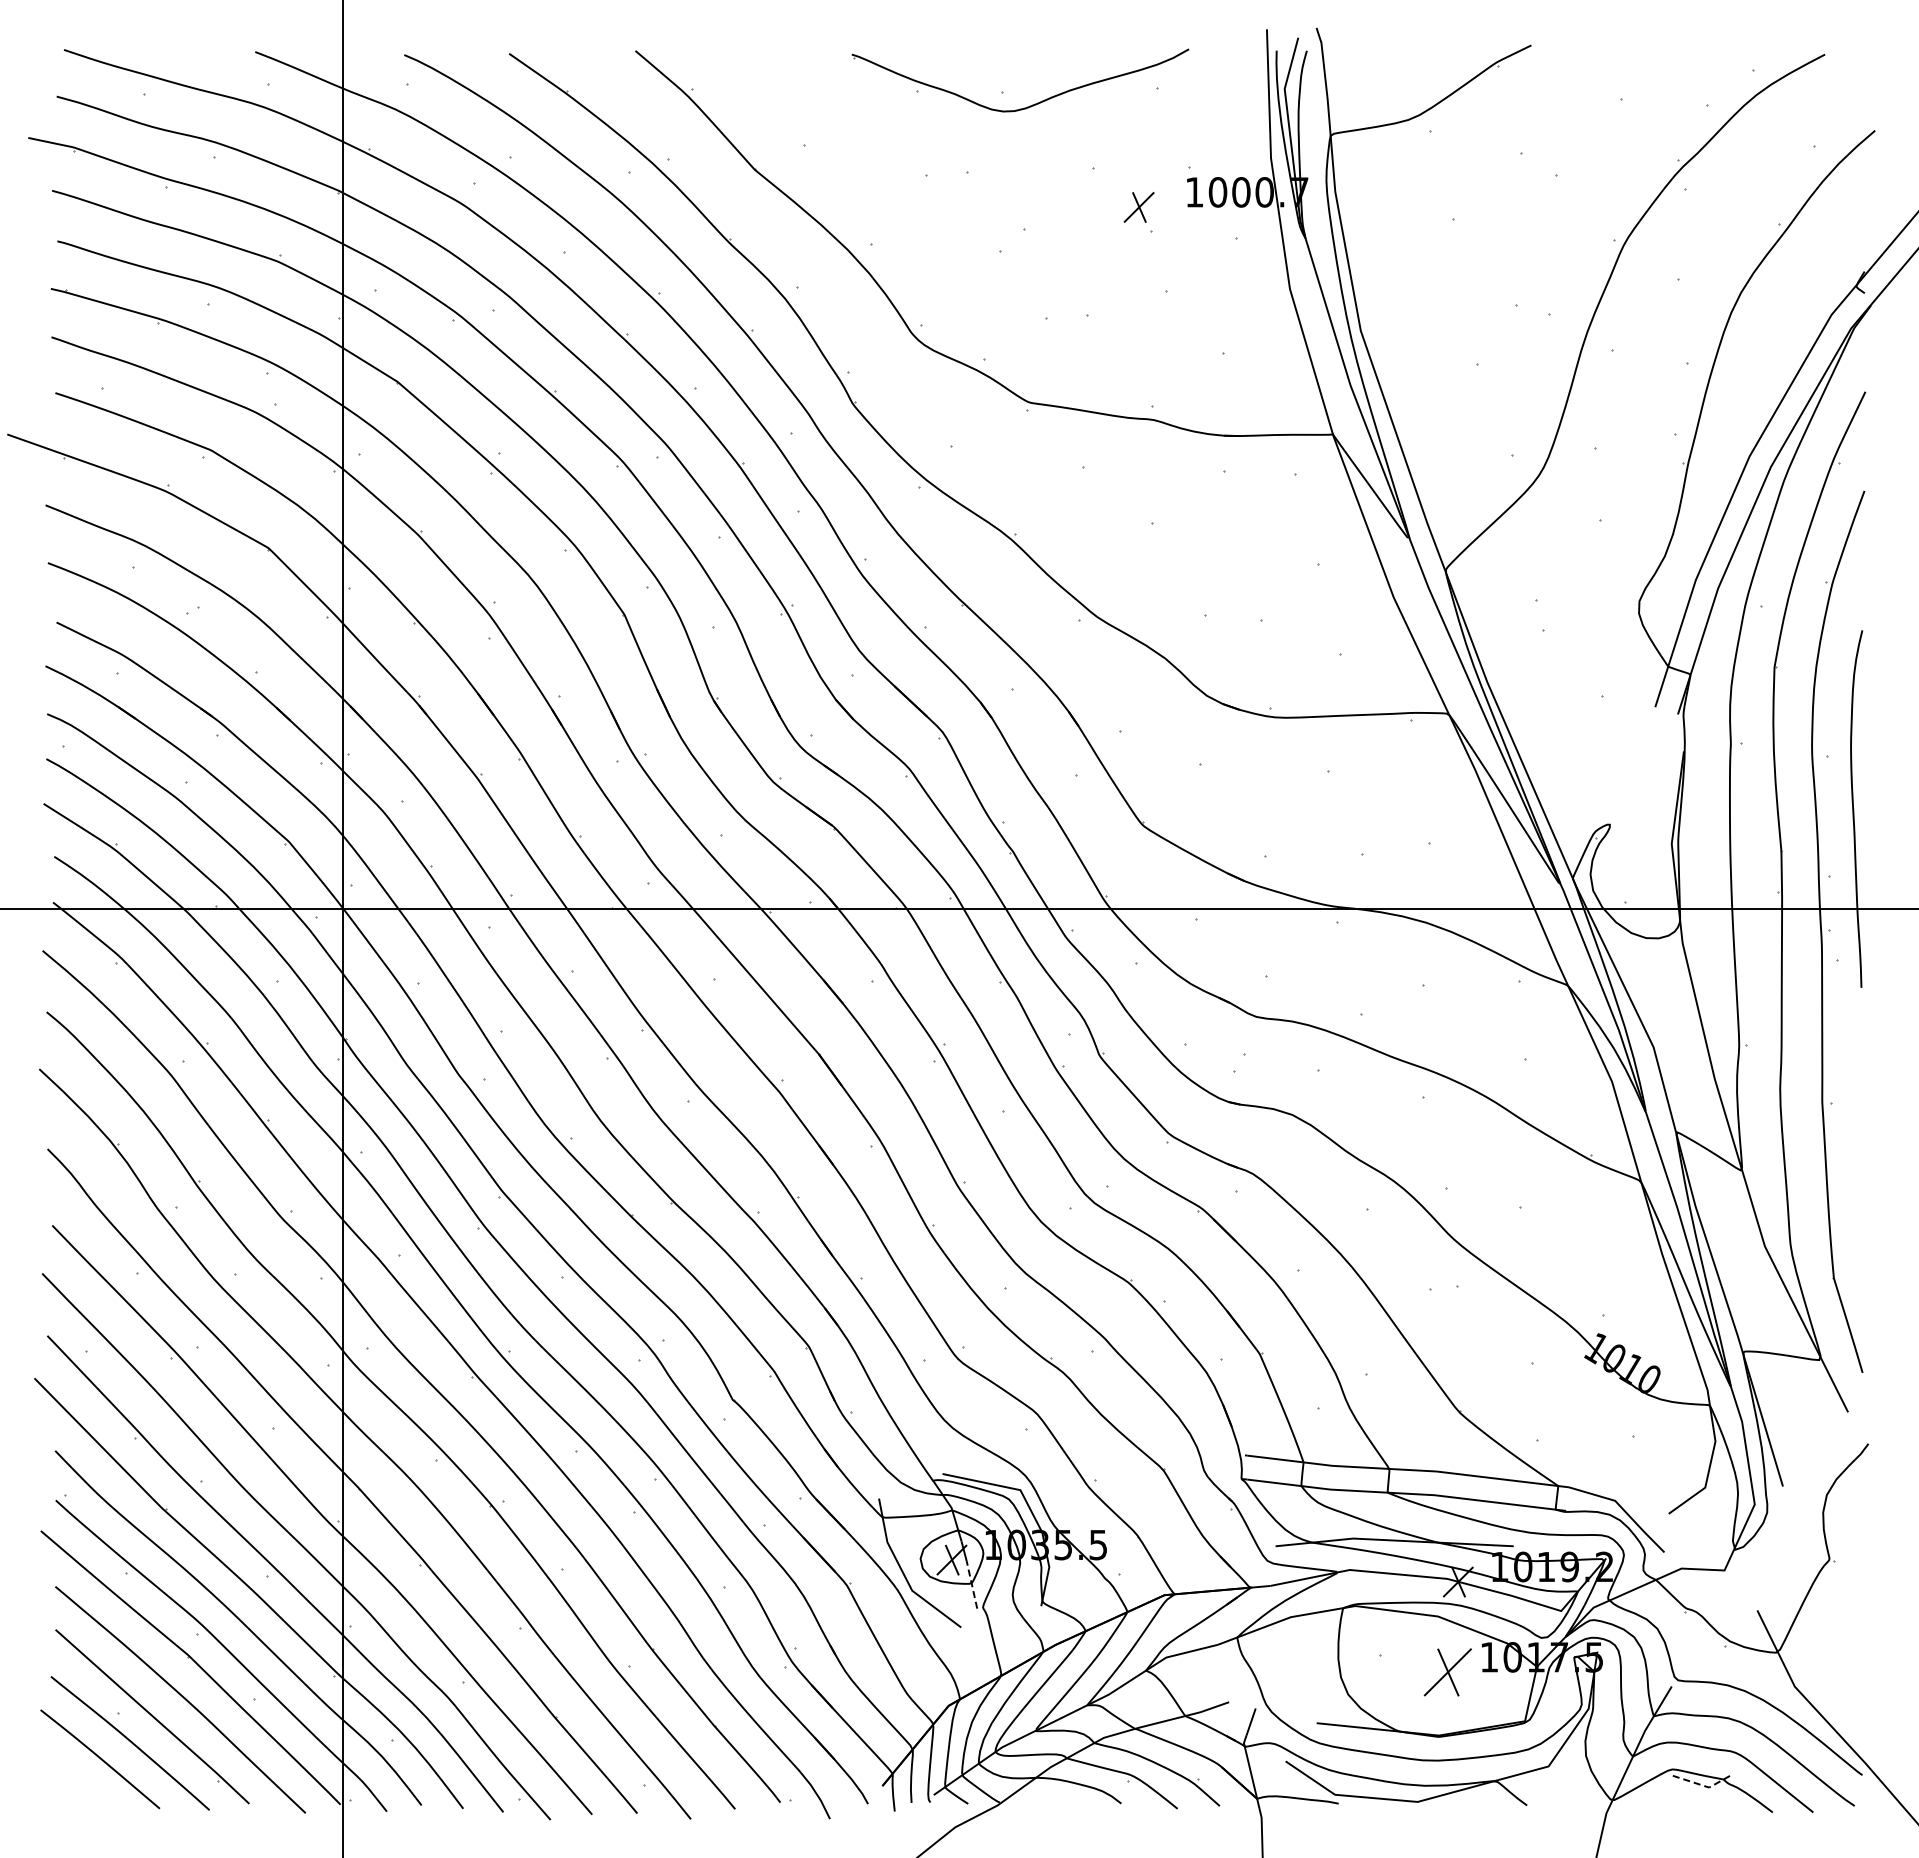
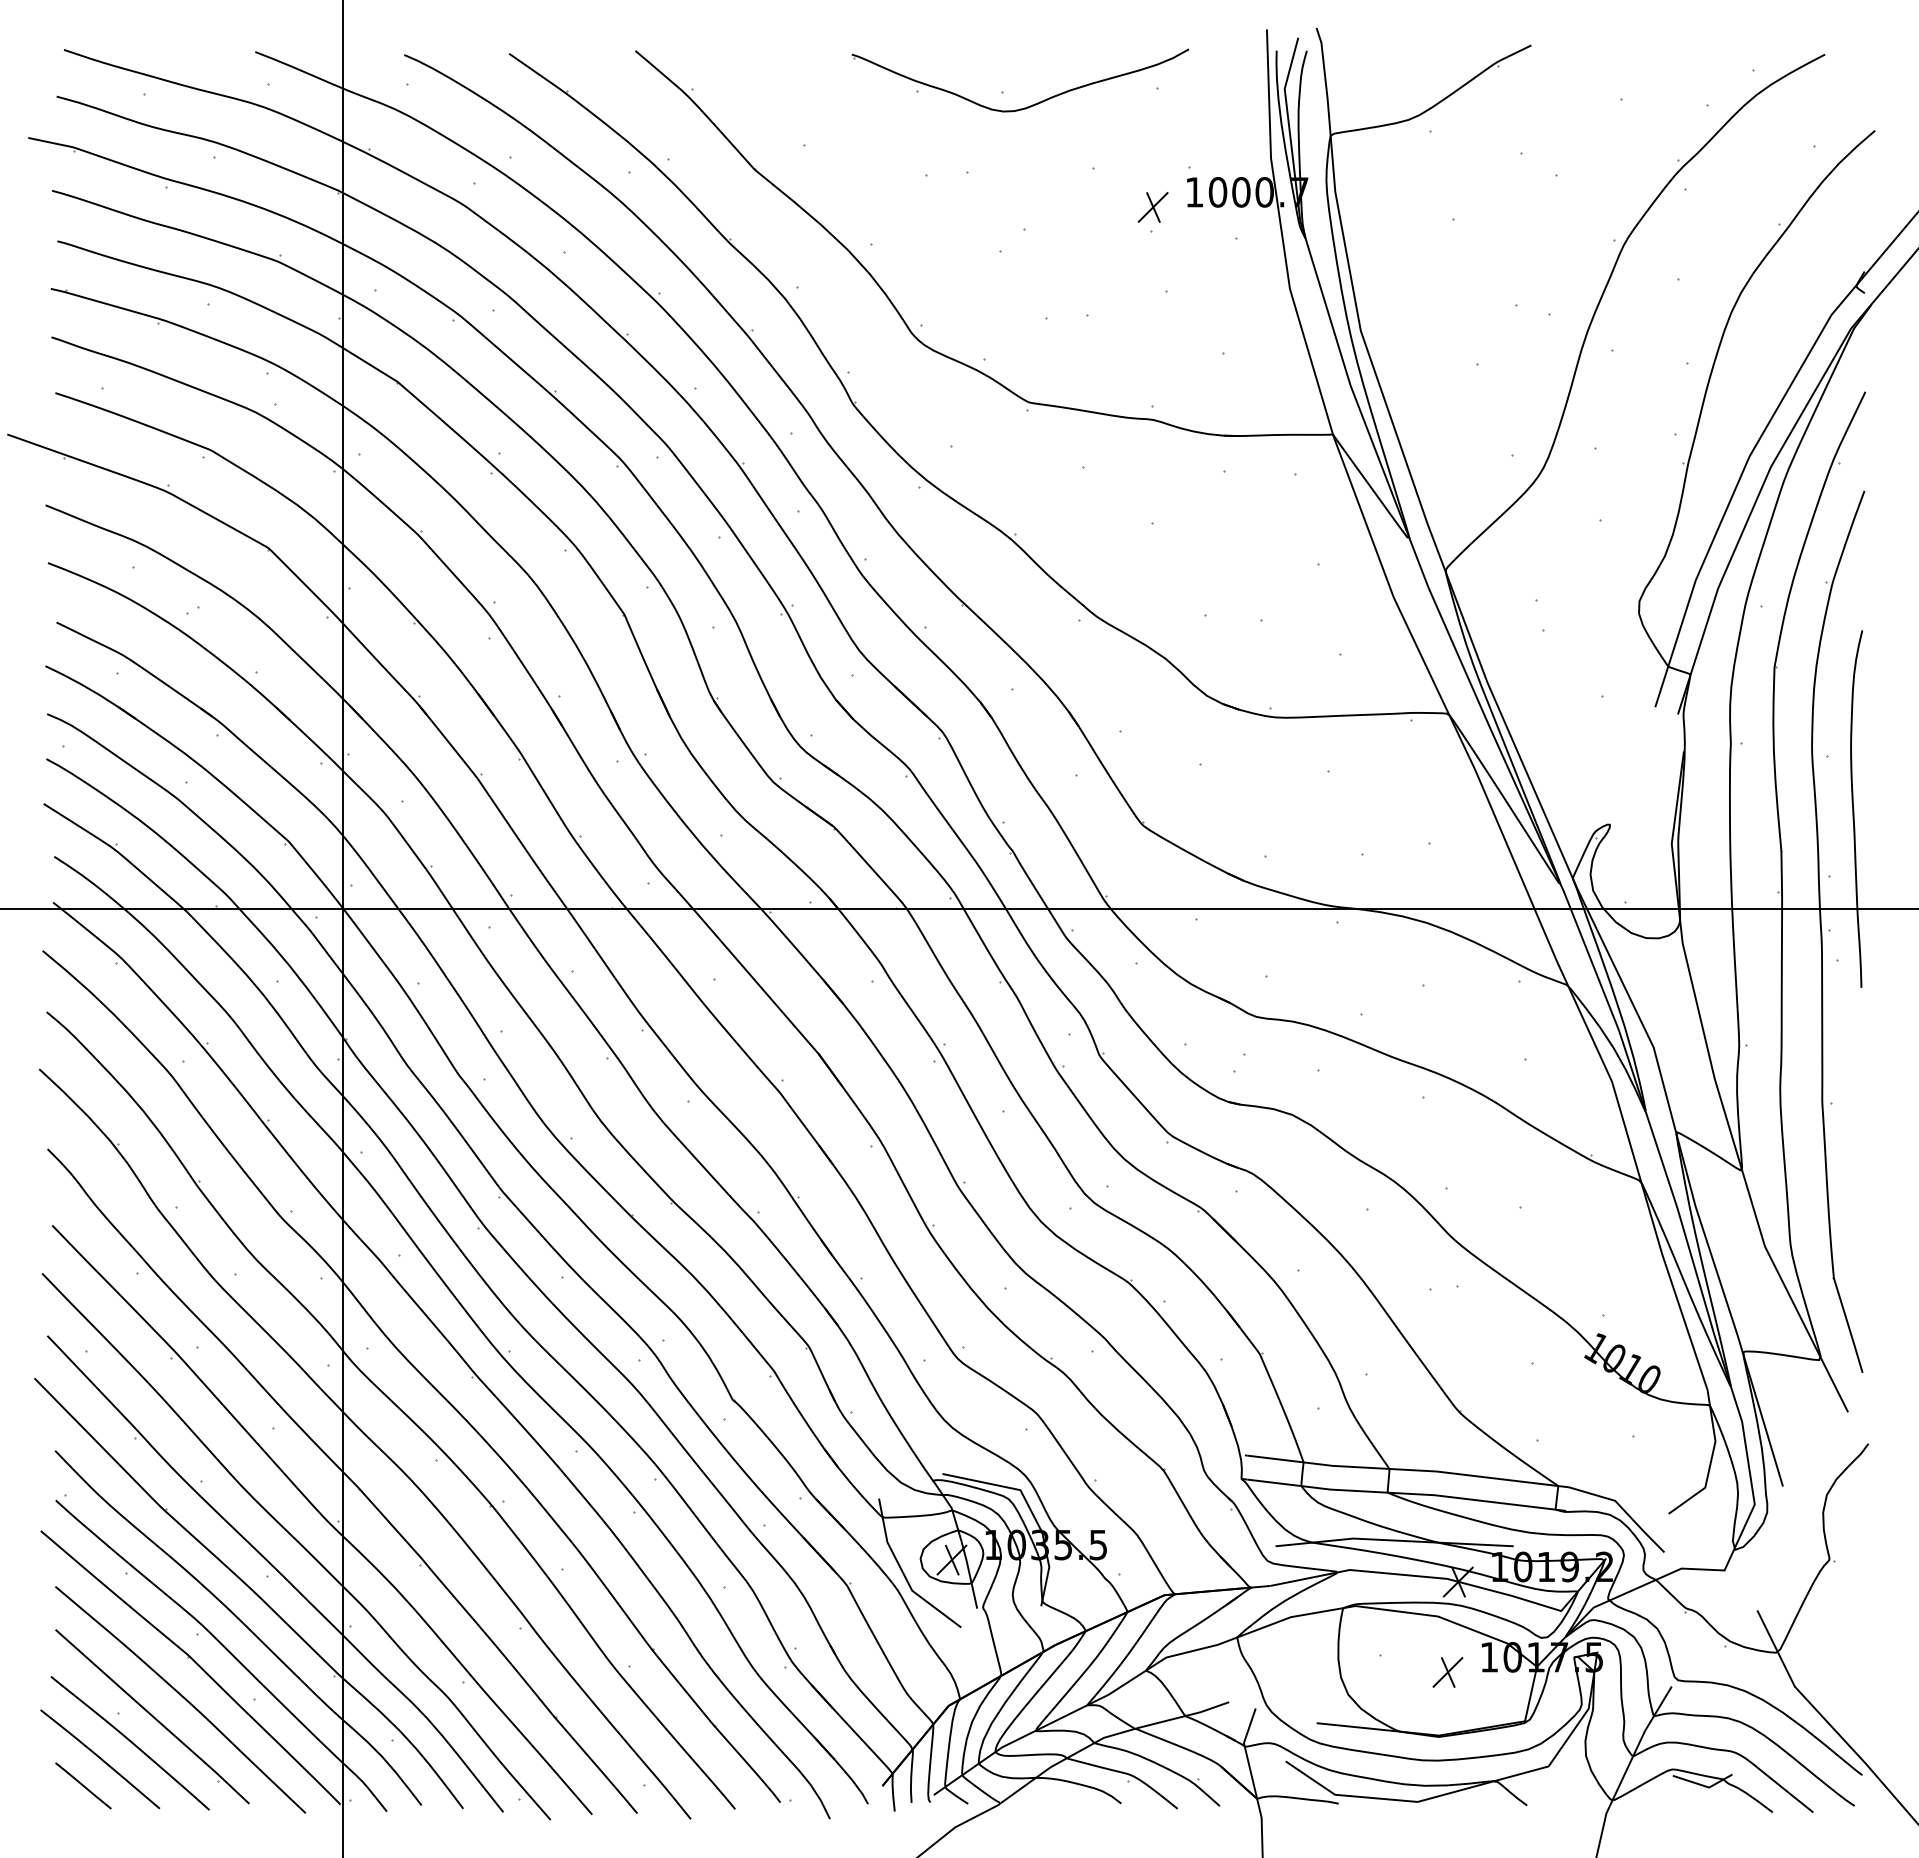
part position: (1138, 207) -> (1152, 207) (1152, 207)
line: dashed -> solid (971, 1584)
part size: 49x49 px -> 32x31 px (1447, 1672)
line: none -> present (83, 1785)
line: dashed -> solid (1704, 1786)
